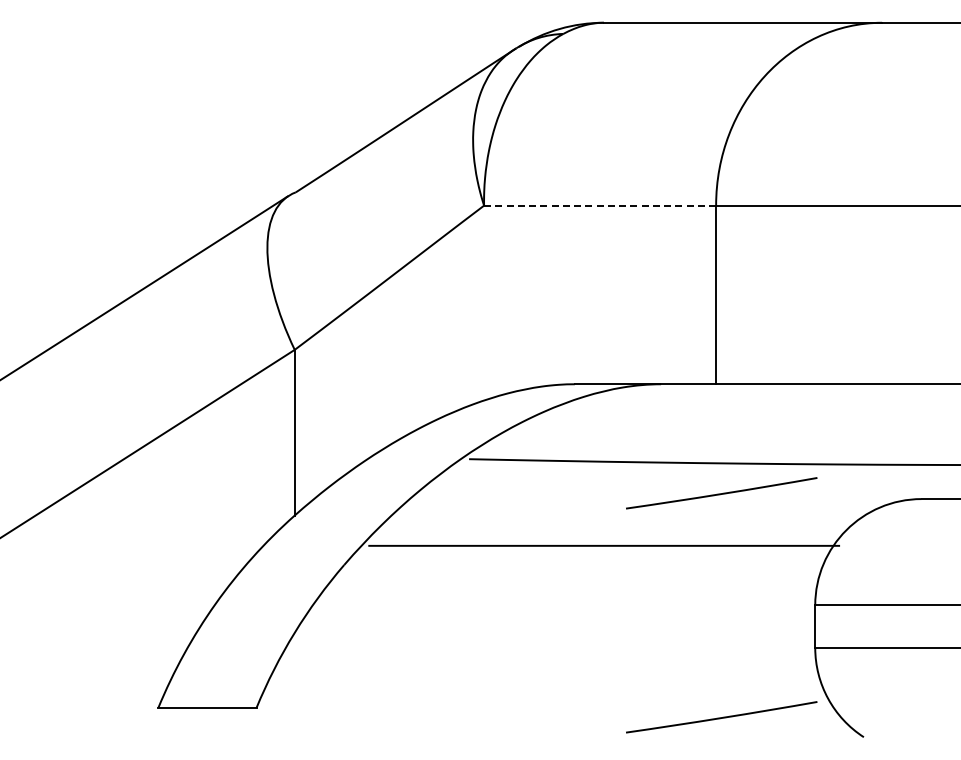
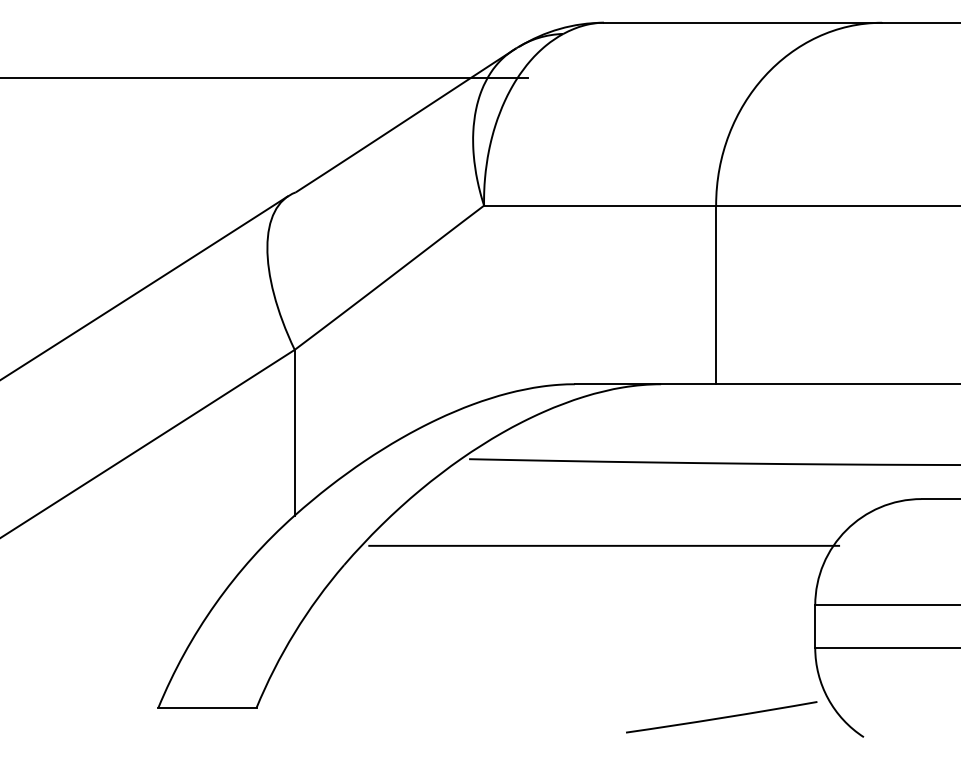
line: none -> present (265, 78)
line: dashed -> solid (599, 205)
line: present -> none (721, 493)
